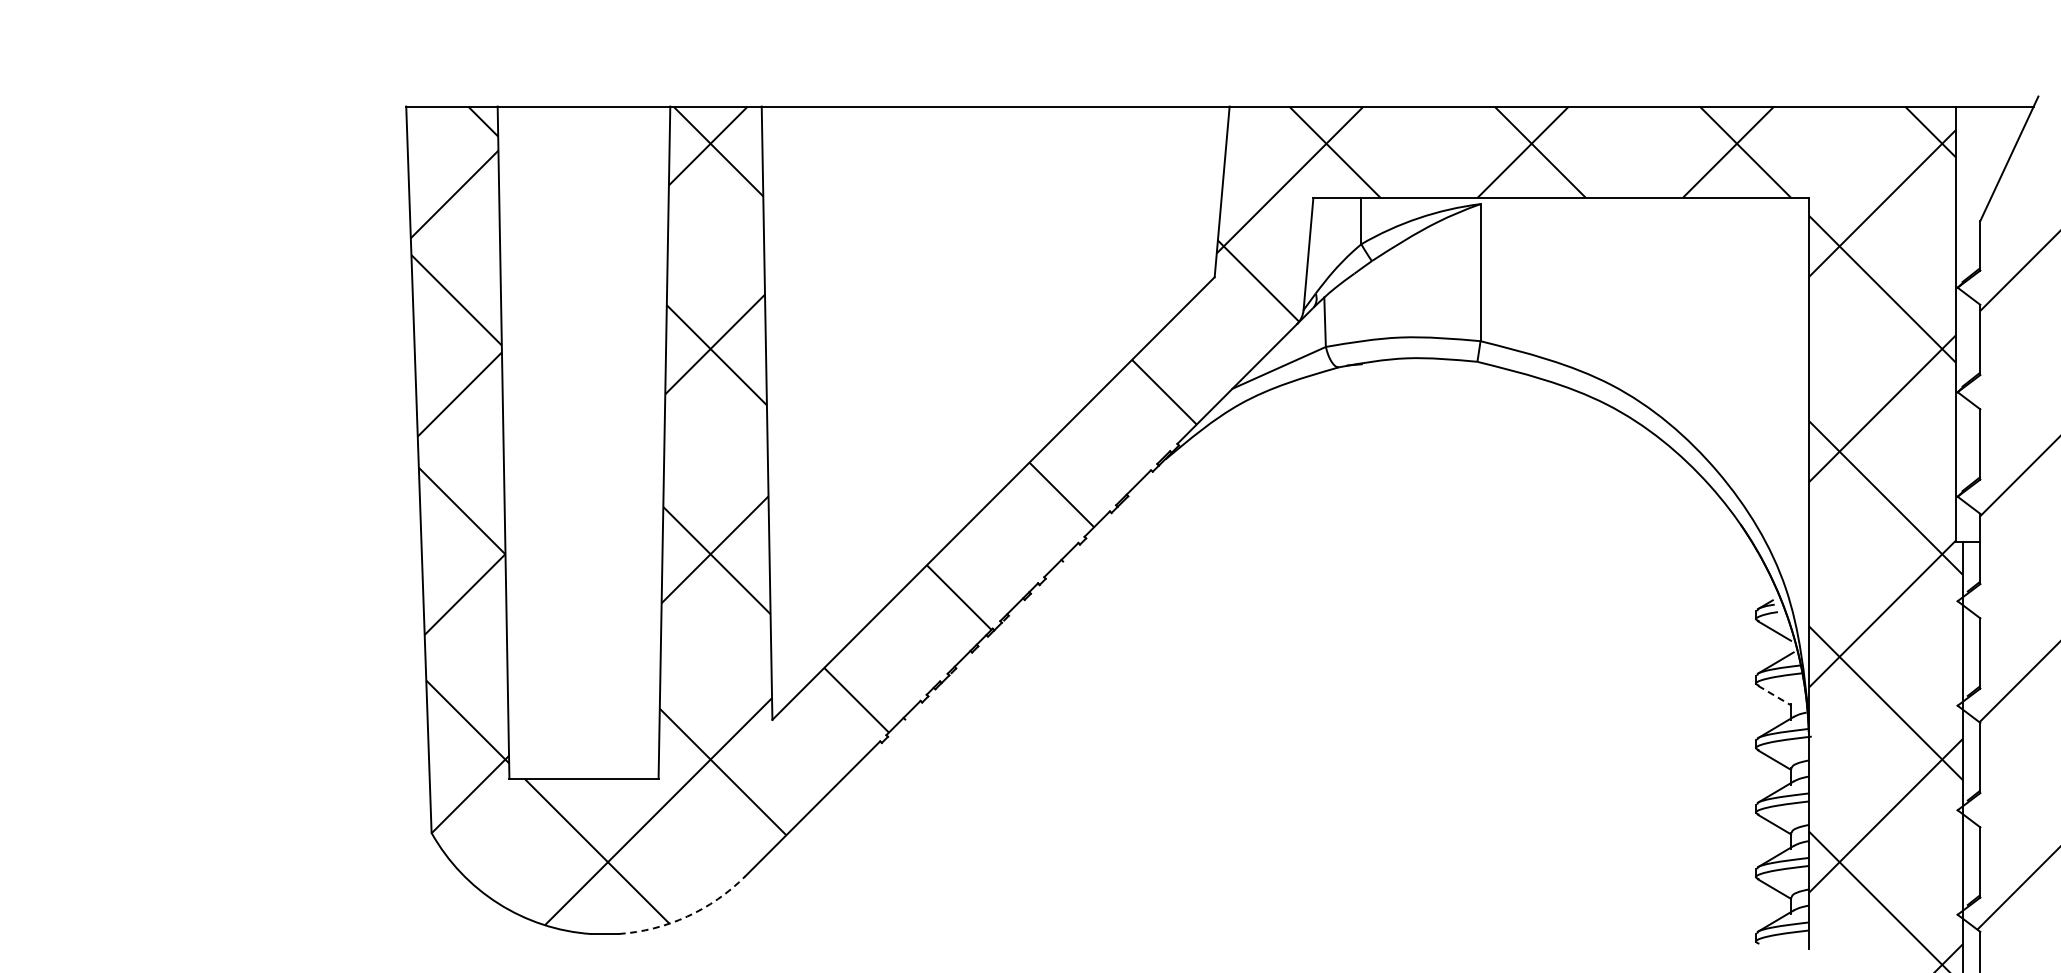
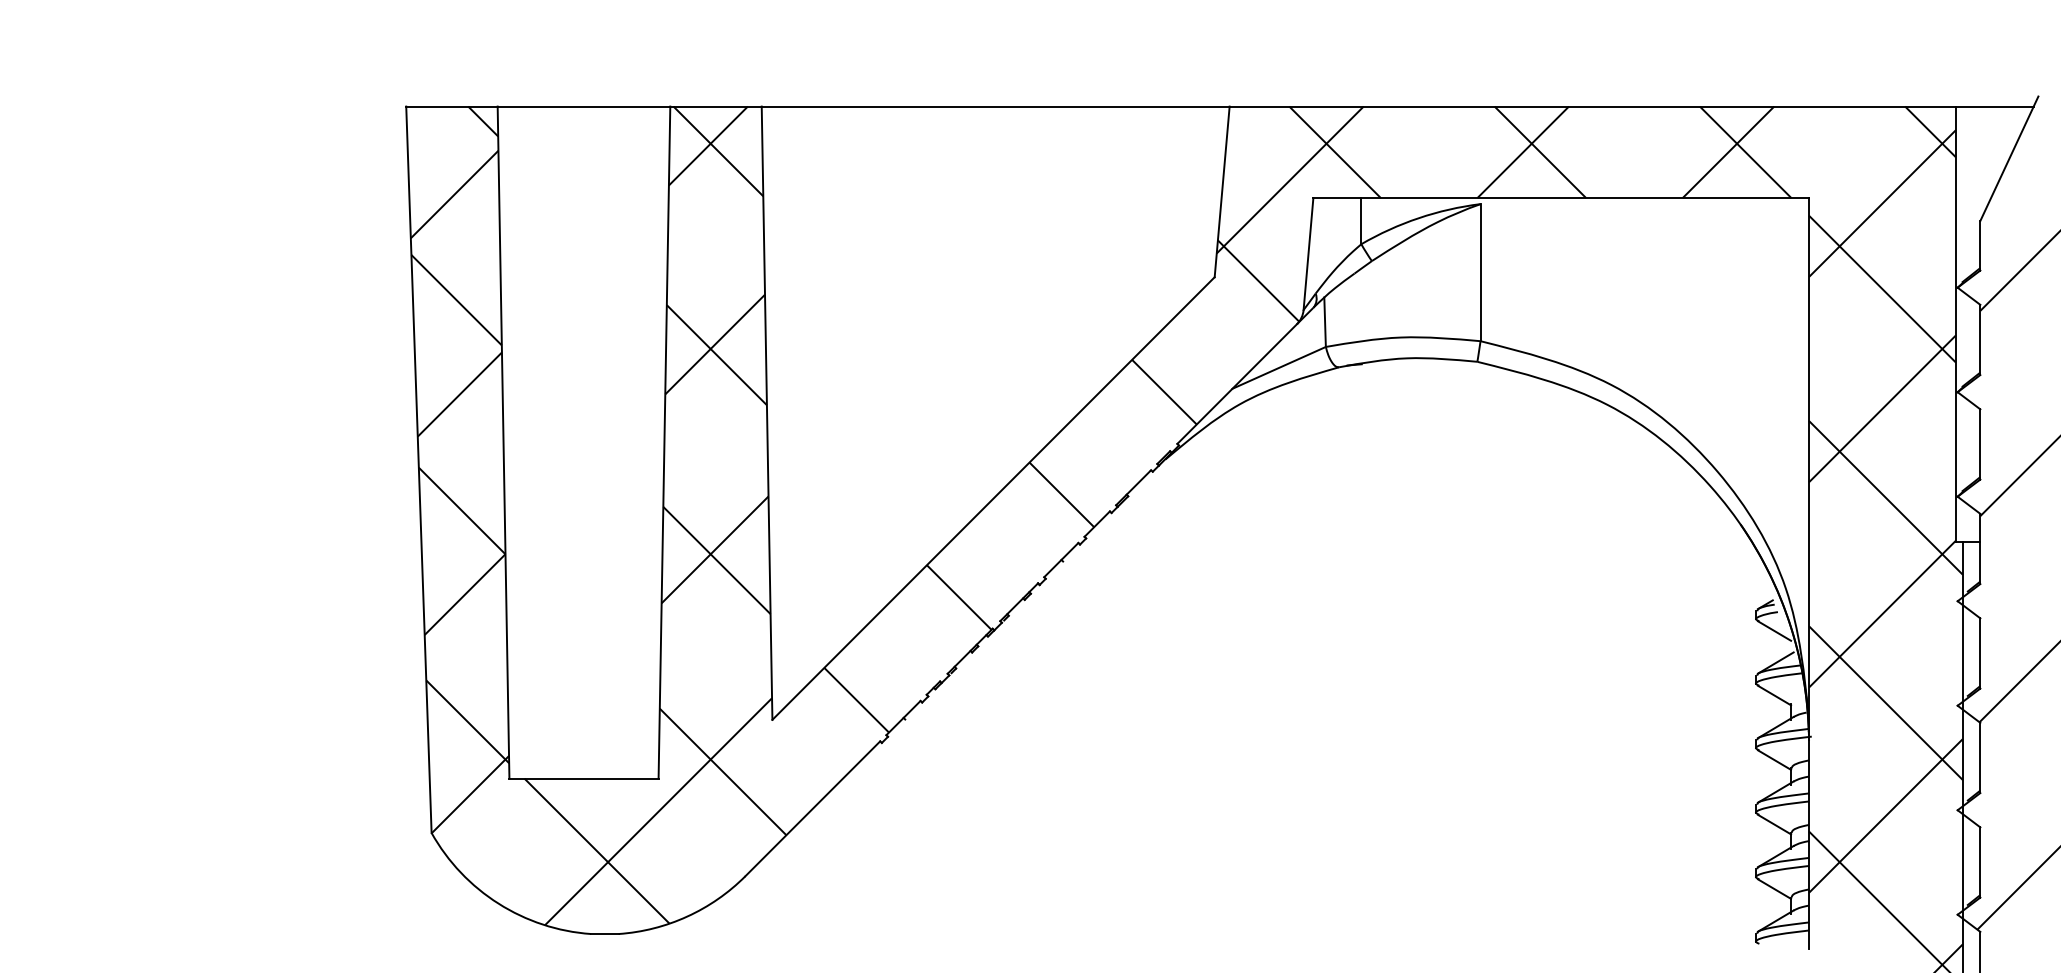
line: dashed -> solid (1774, 695)
arc: dashed -> solid (687, 916)
